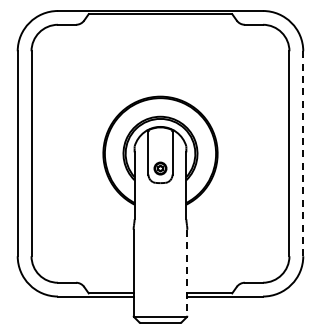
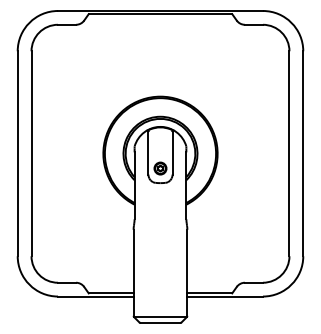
line: dashed -> solid (303, 154)
line: dashed -> solid (187, 272)
